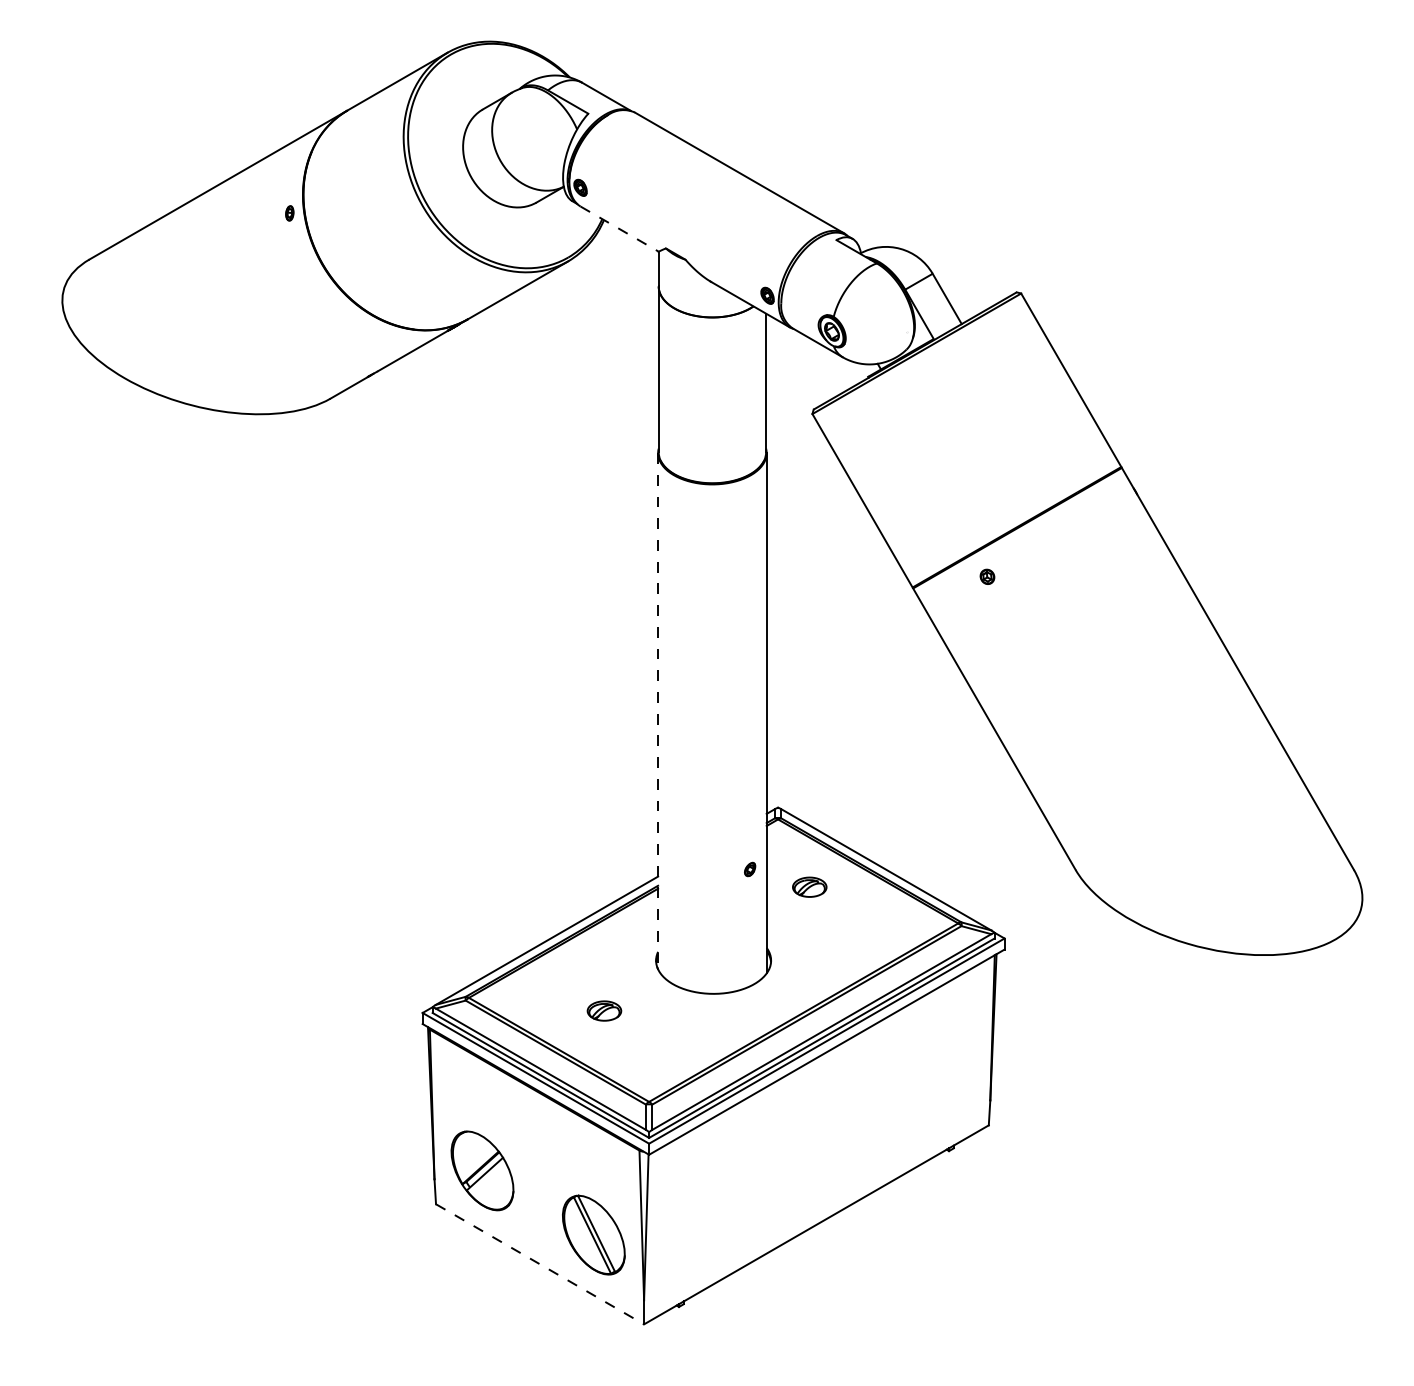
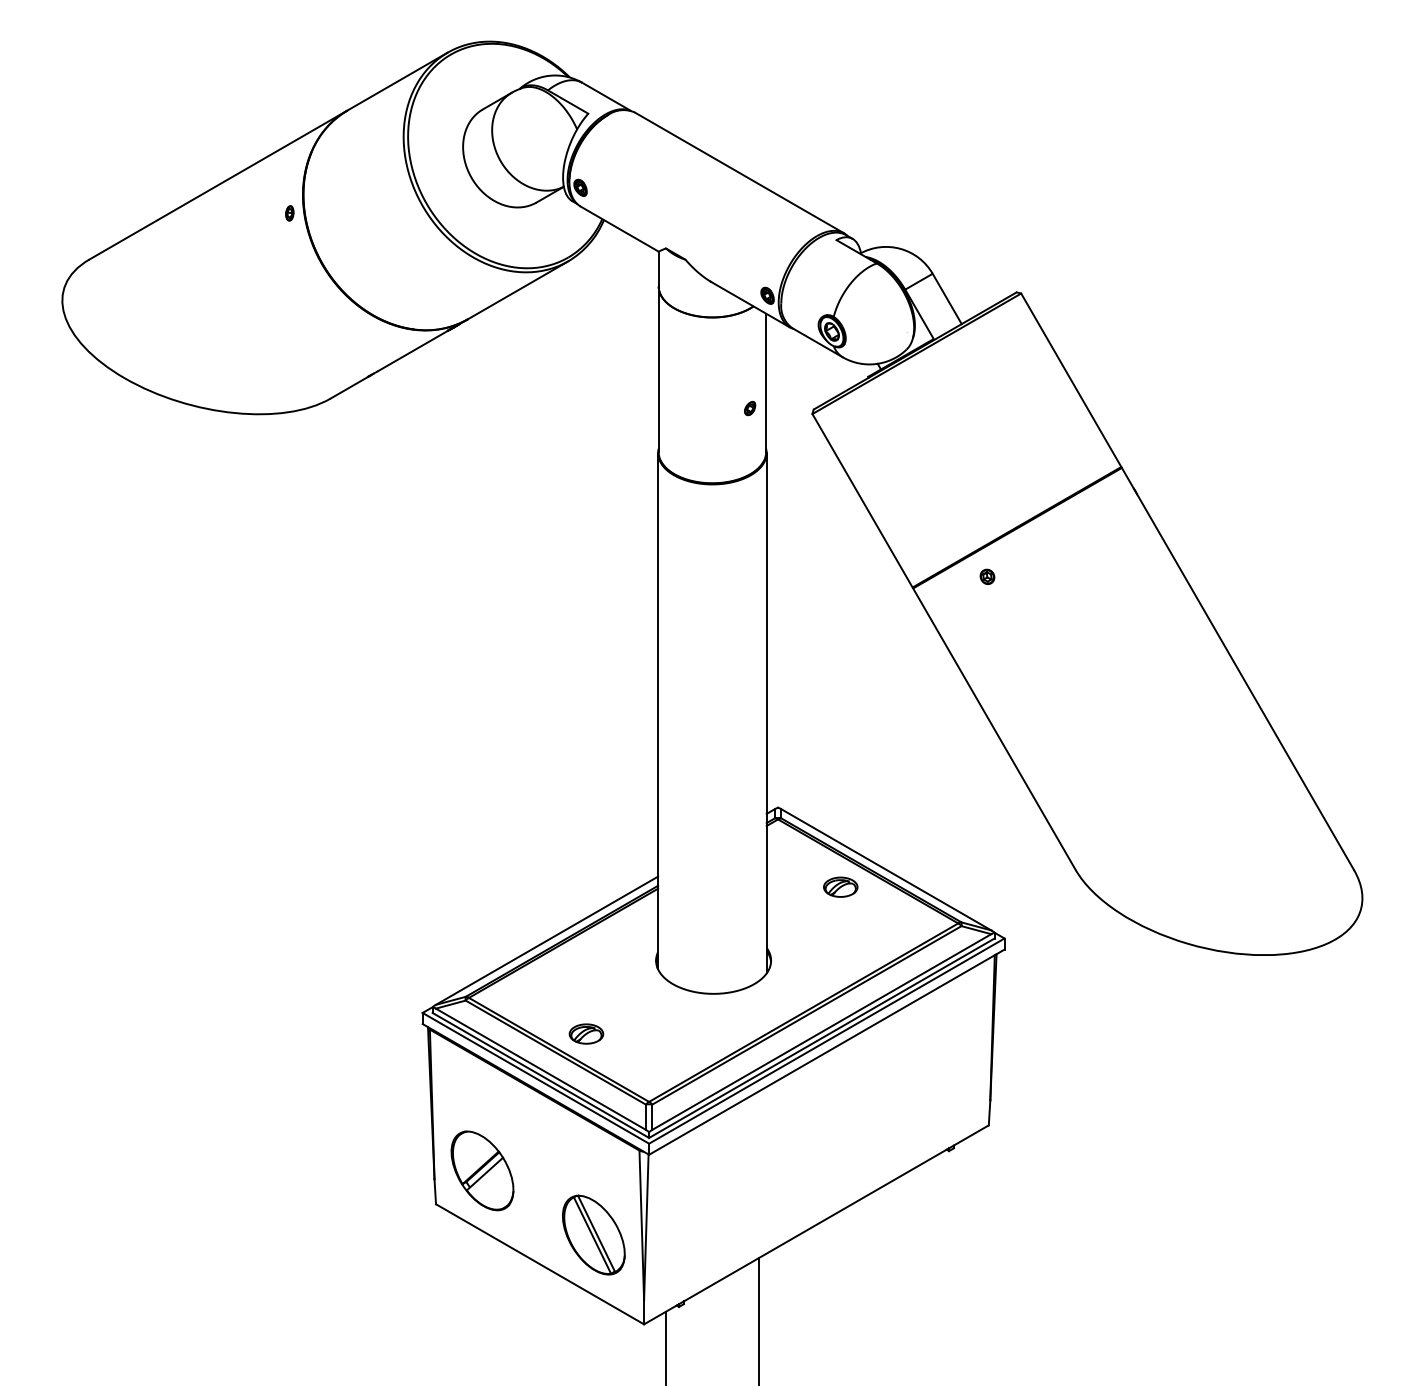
line: dashed -> solid (620, 229)
line: dashed -> solid (658, 711)
part position: (750, 869) -> (750, 408) (750, 408)
part position: (809, 886) -> (840, 886) (840, 886)
part position: (604, 1010) -> (586, 1033) (586, 1033)
line: dashed -> solid (540, 1264)
line: none -> present (758, 1320)
line: none -> present (666, 1346)
